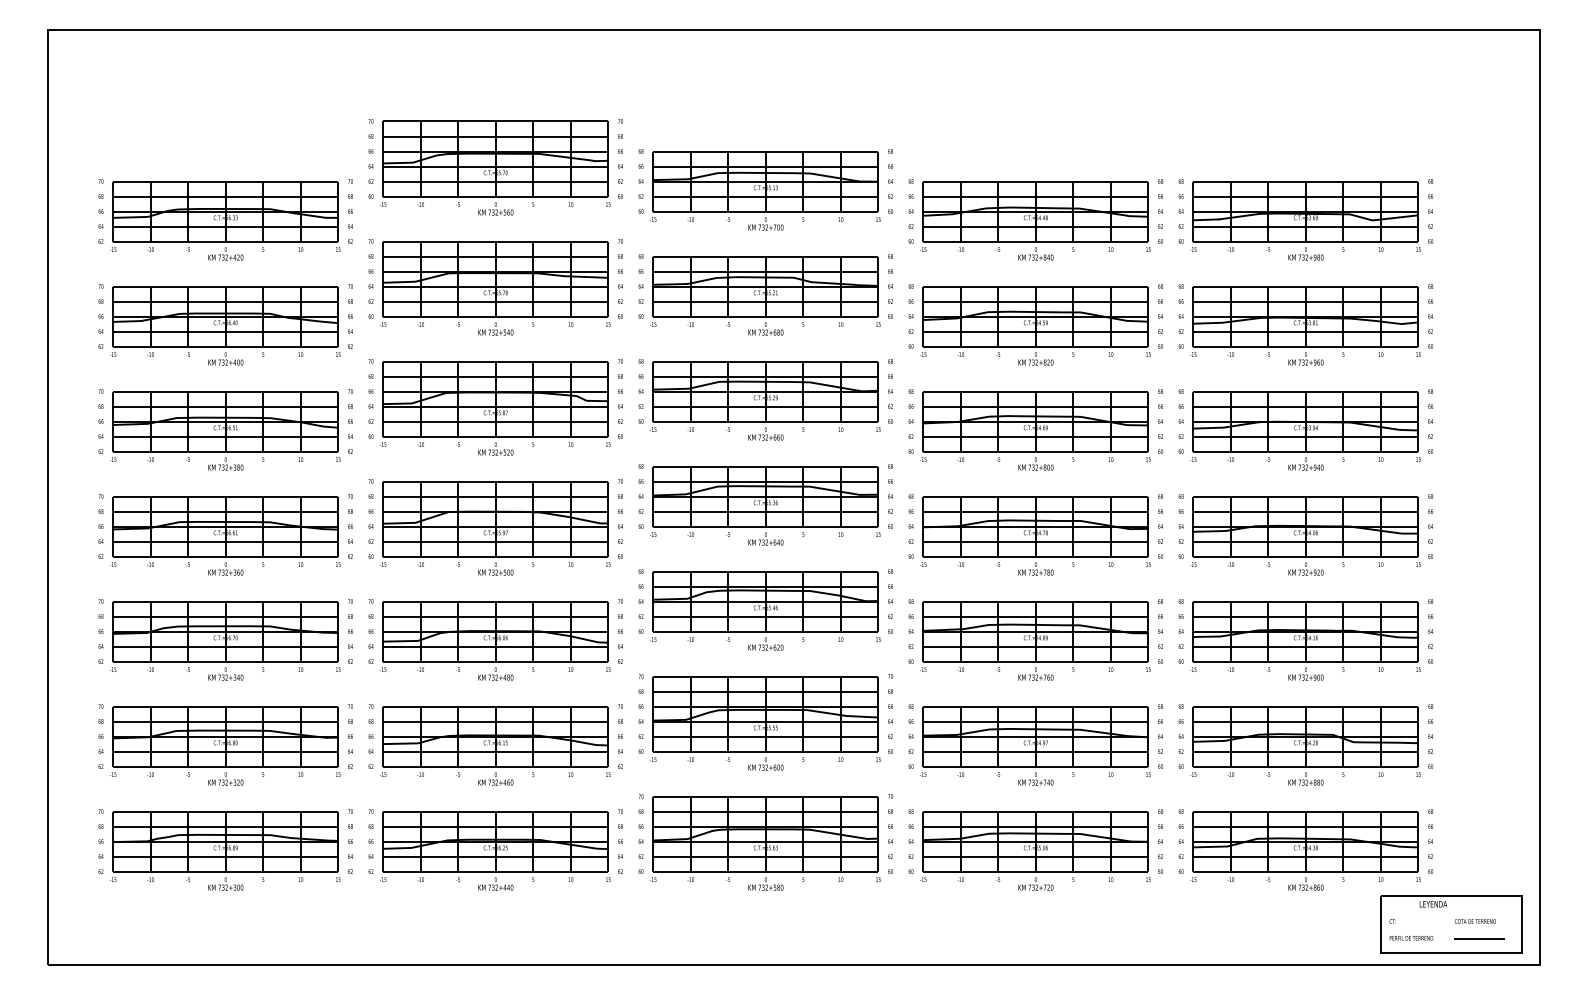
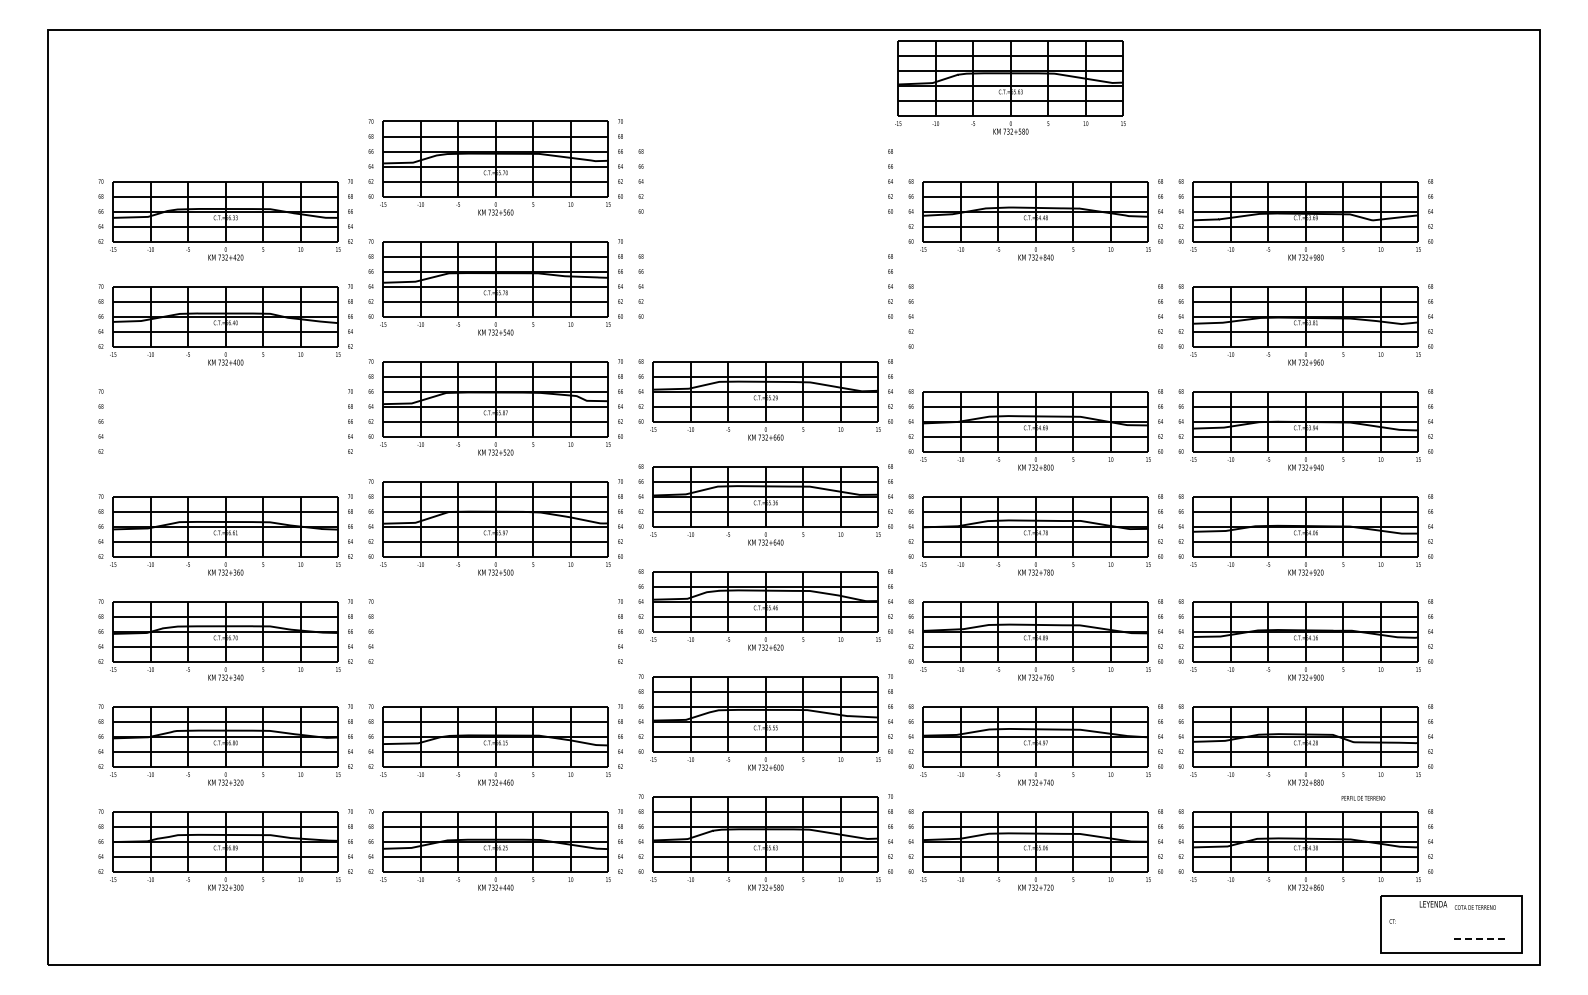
part: none -> present (1010, 87)
part: present -> none (765, 190)
part: present -> none (765, 295)
part: present -> none (1035, 325)
part: present -> none (225, 430)
part: present -> none (495, 640)
text position: (1474, 921) -> (1474, 907) (1474, 907)
text position: (1411, 938) -> (1363, 798) (1363, 798)
line: solid -> dashed (1479, 939)
